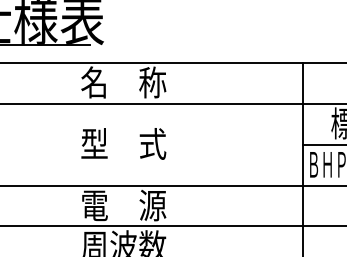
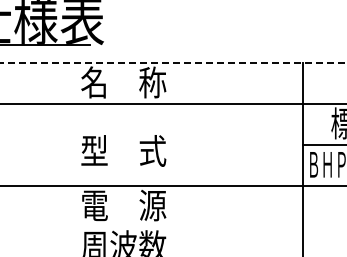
line: solid -> dashed (173, 62)
text position: (123, 143) -> (123, 150) (123, 150)
line: present -> none (172, 226)
